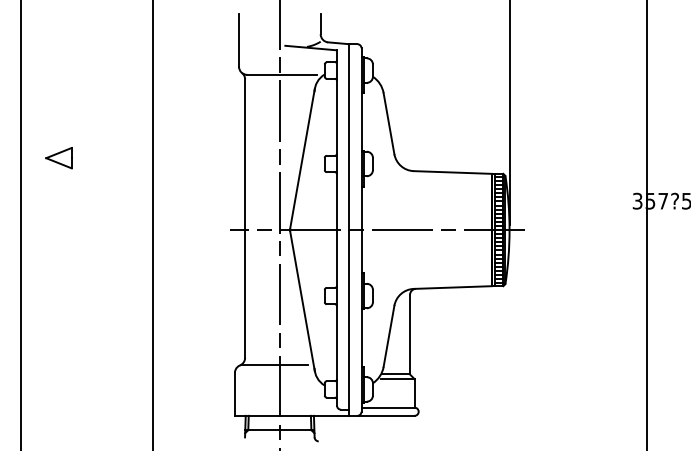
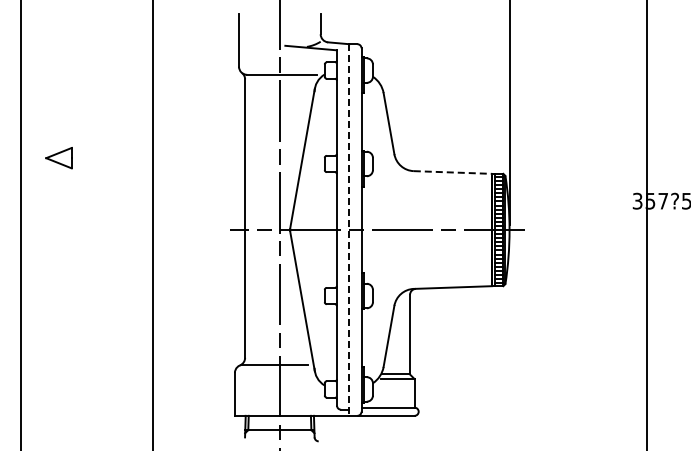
line: solid -> dashed (453, 172)
line: solid -> dashed (349, 230)
